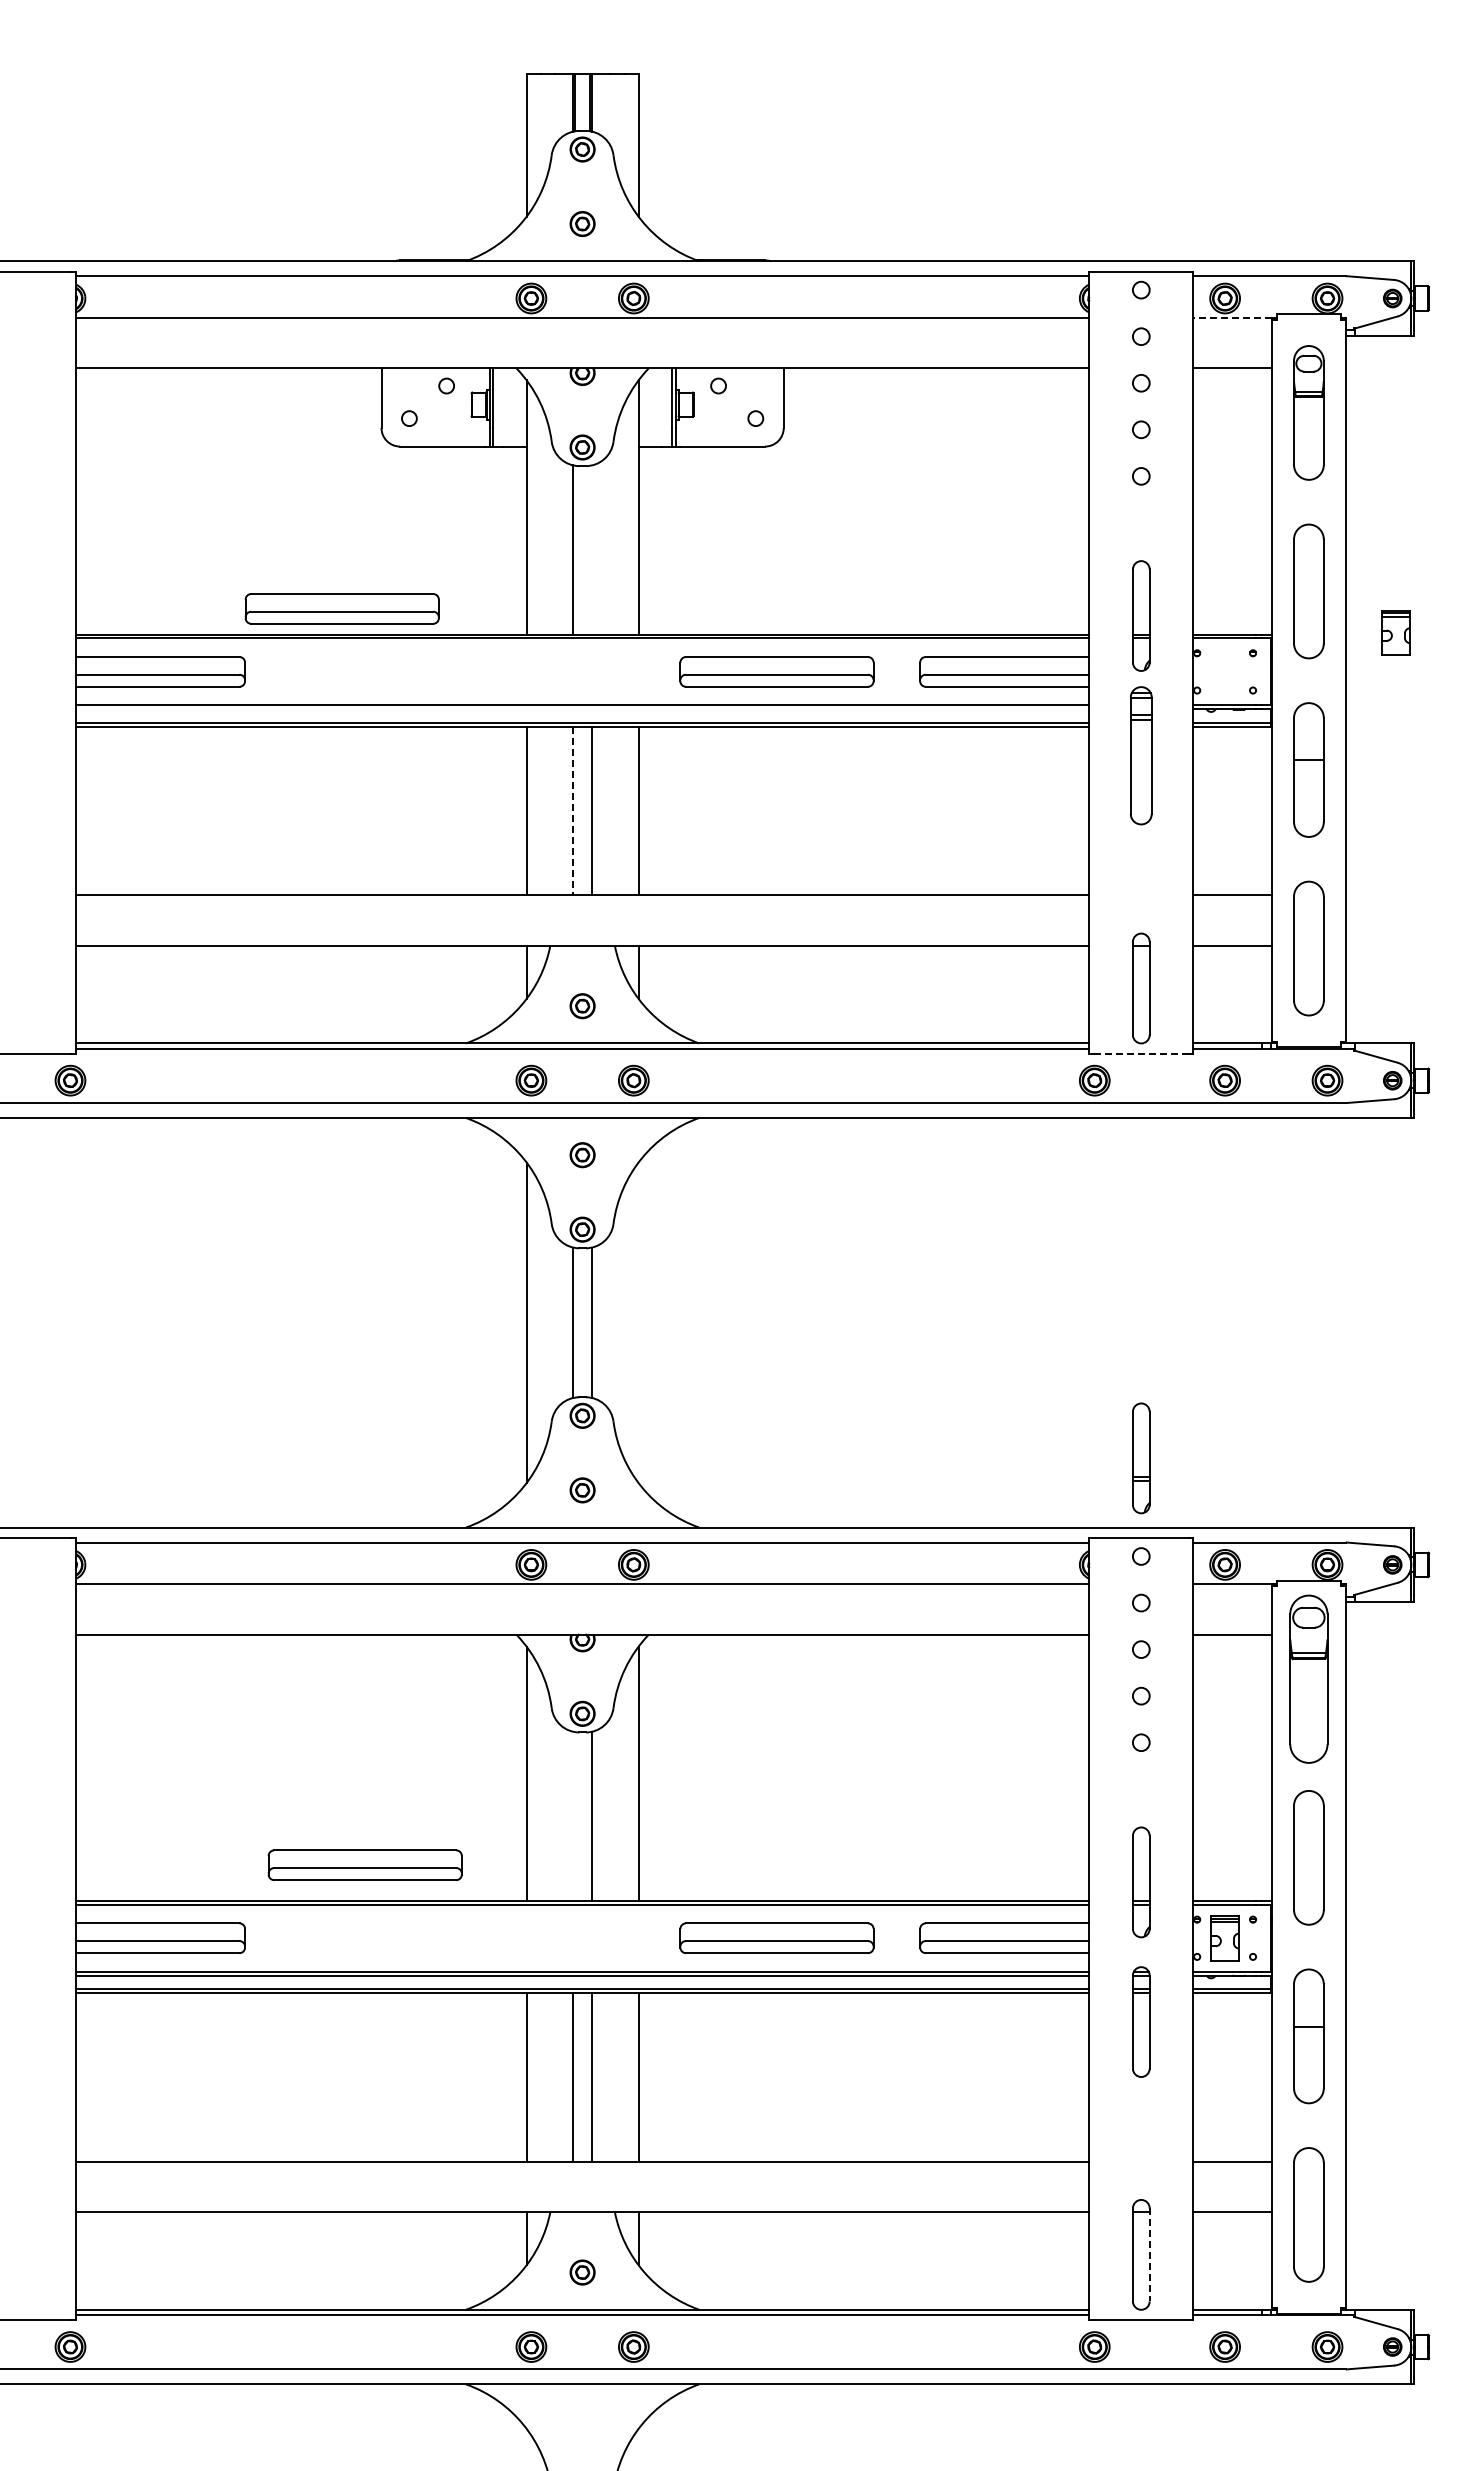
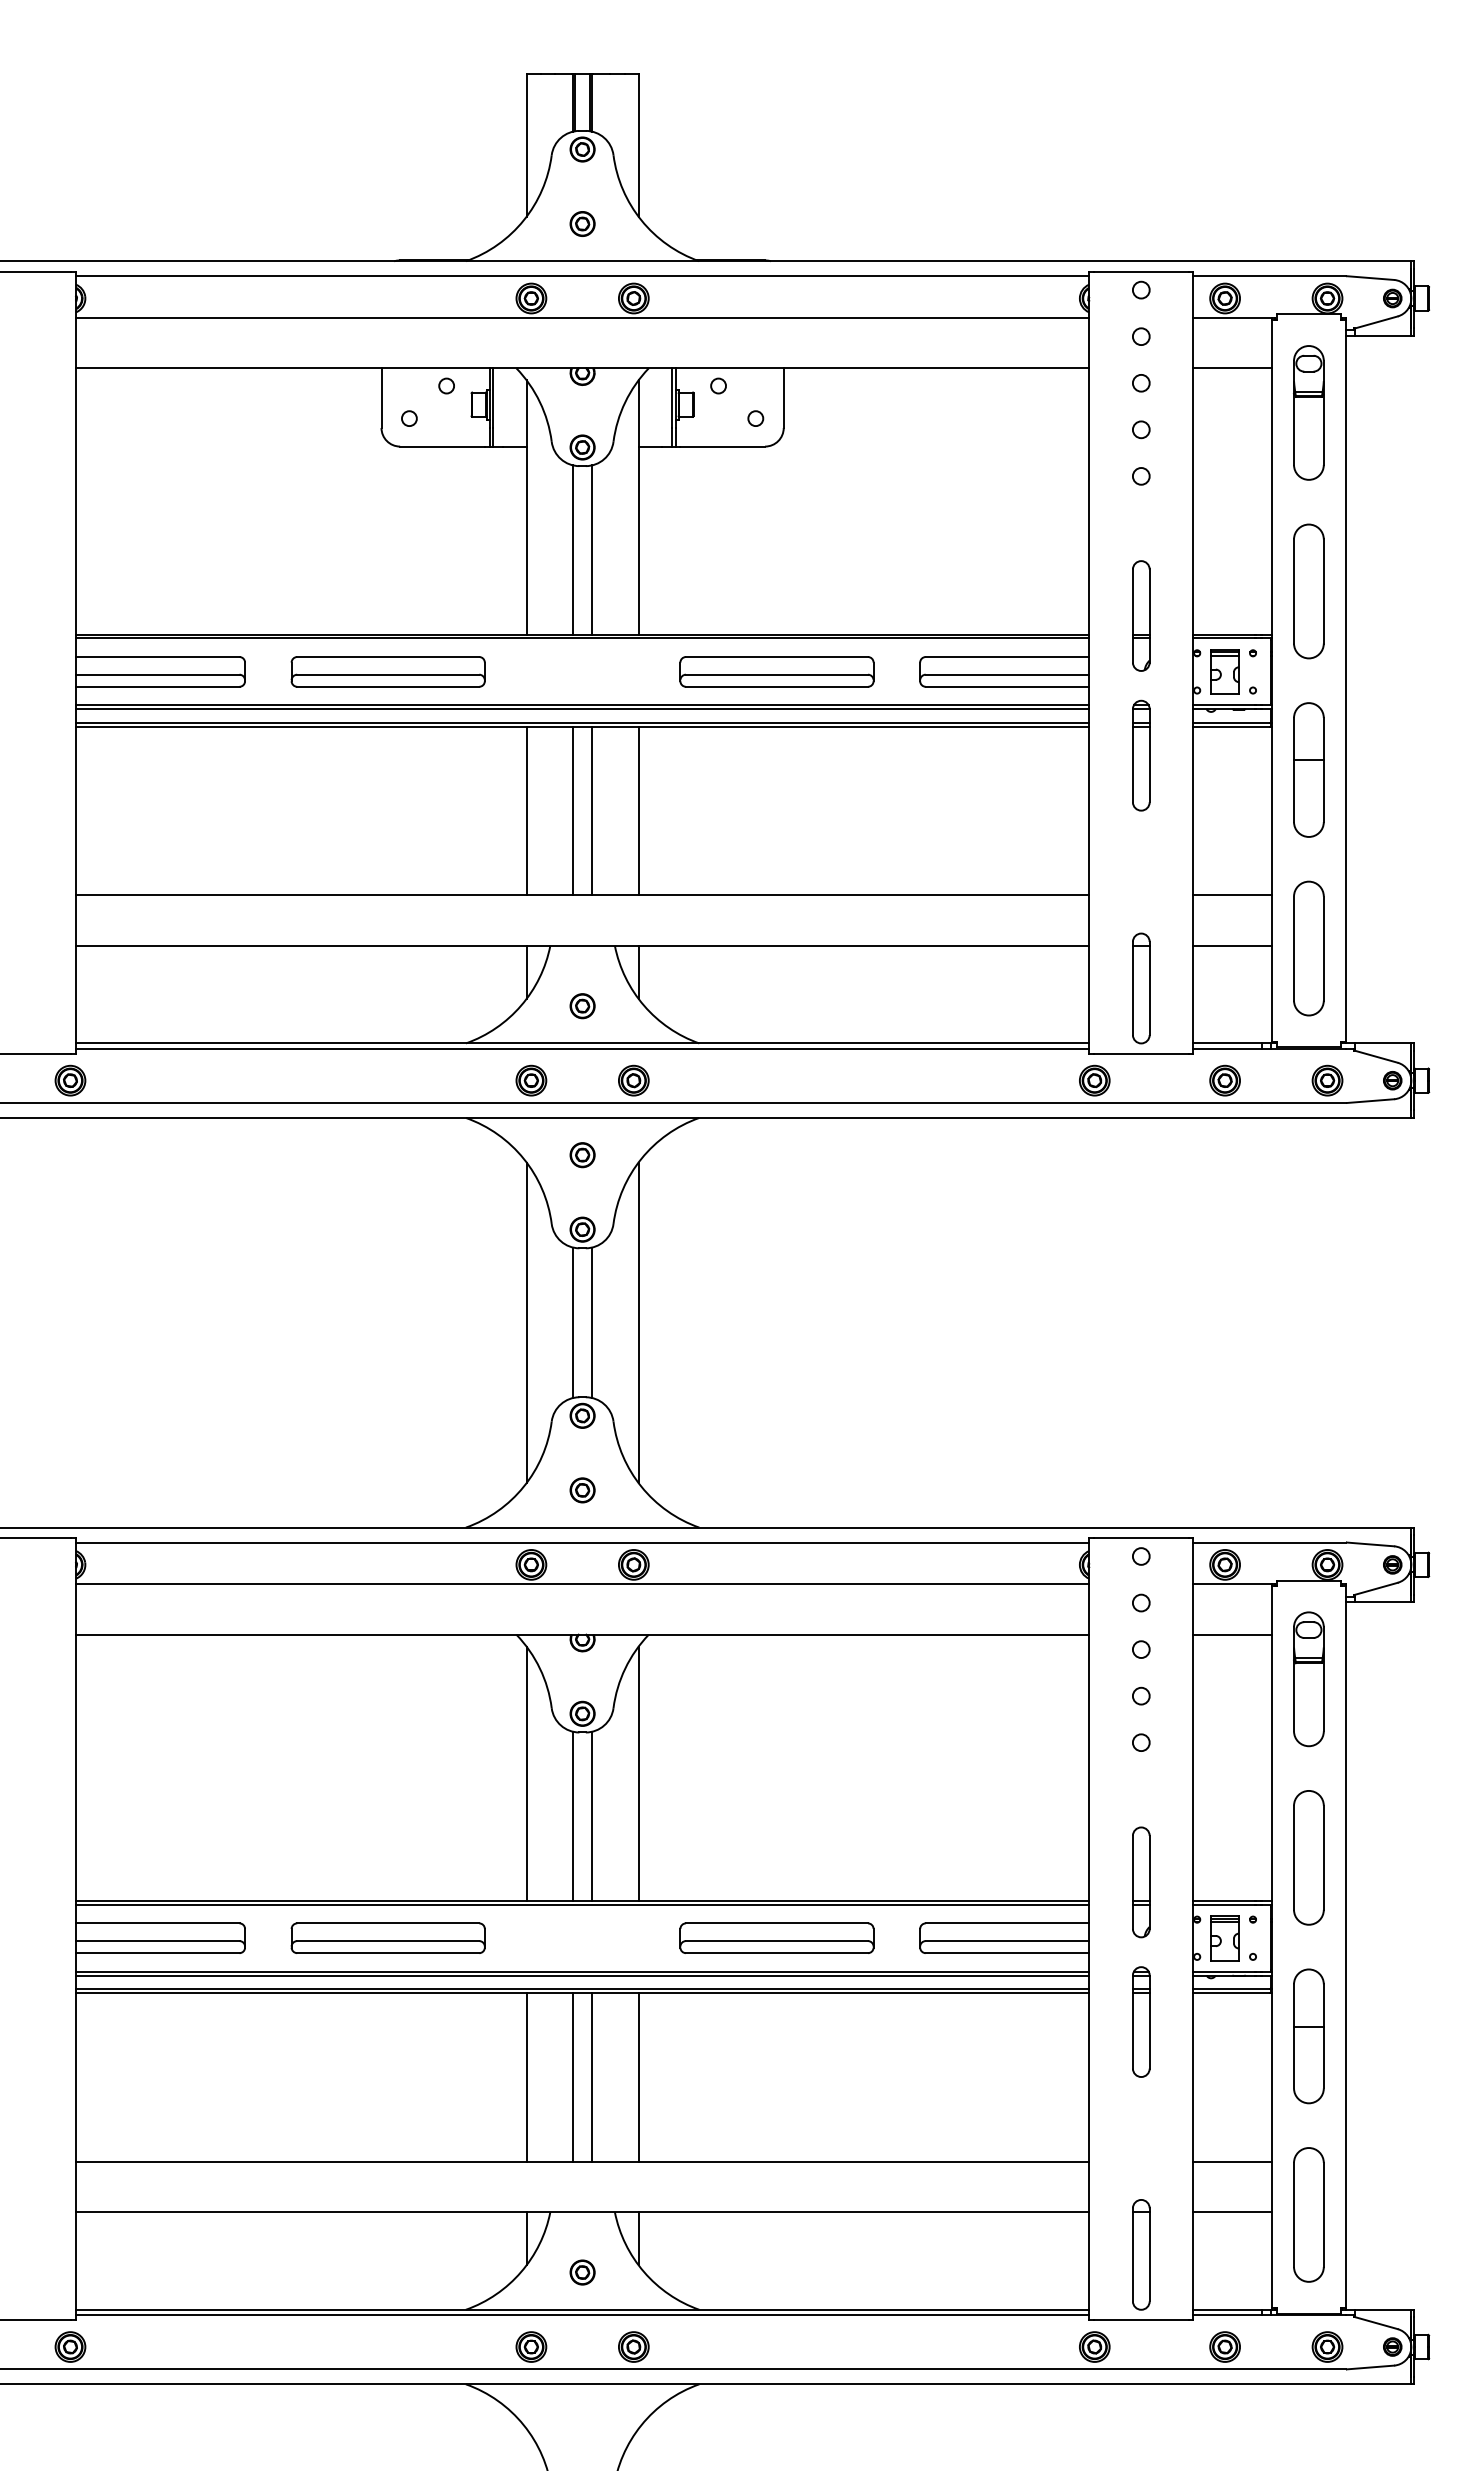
line: dashed -> solid (1232, 318)
line: none -> present (592, 549)
part position: (341, 608) -> (387, 671) (387, 671)
part position: (1395, 632) -> (1224, 671) (1224, 671)
line: none -> present (582, 709)
part size: 24x140 px -> 19x113 px (1141, 755)
line: dashed -> solid (573, 811)
line: dashed -> solid (1140, 1053)
line: none -> present (638, 1322)
part: present -> none (1141, 1458)
part size: 40x170 px -> 32x137 px (1308, 1679)
line: none -> present (573, 1816)
part position: (364, 1864) -> (387, 1937) (387, 1937)
line: dashed -> solid (1149, 2254)
